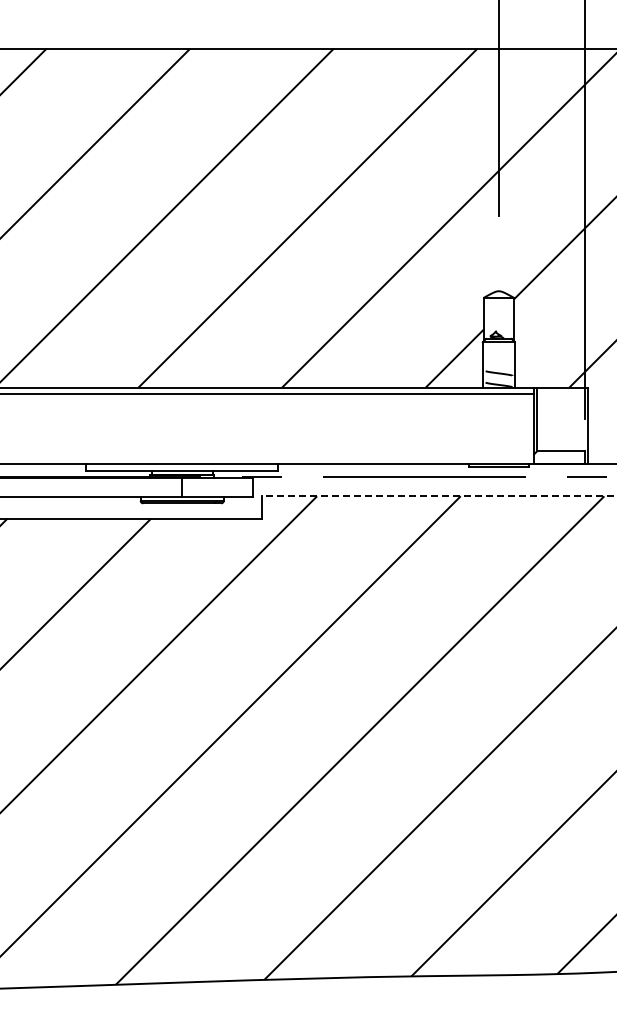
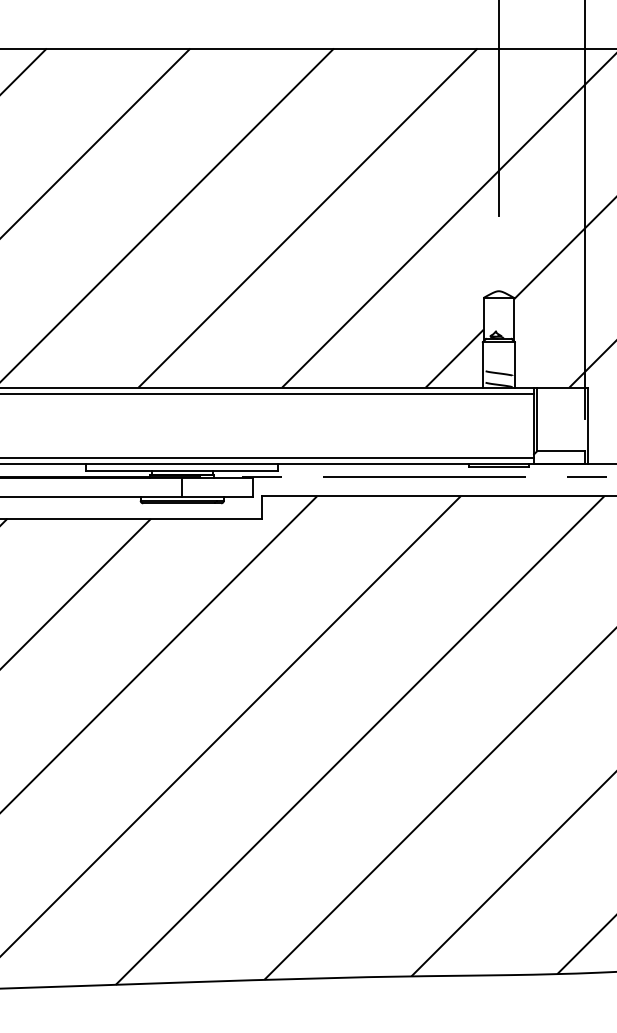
line: none -> present (268, 457)
line: dashed -> solid (439, 496)
